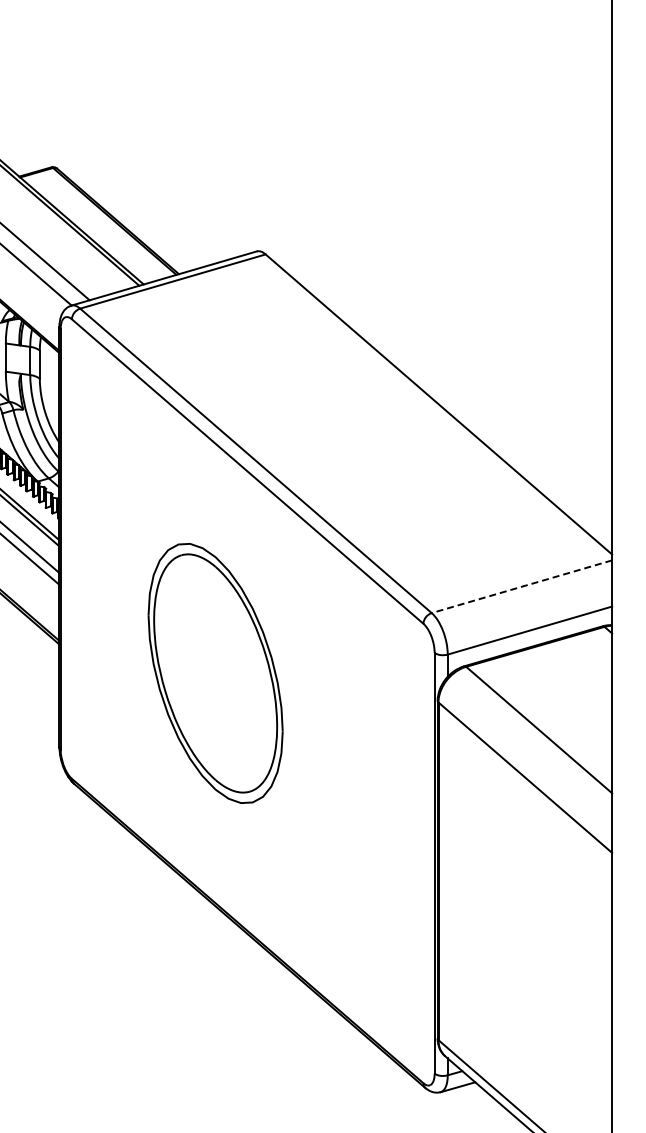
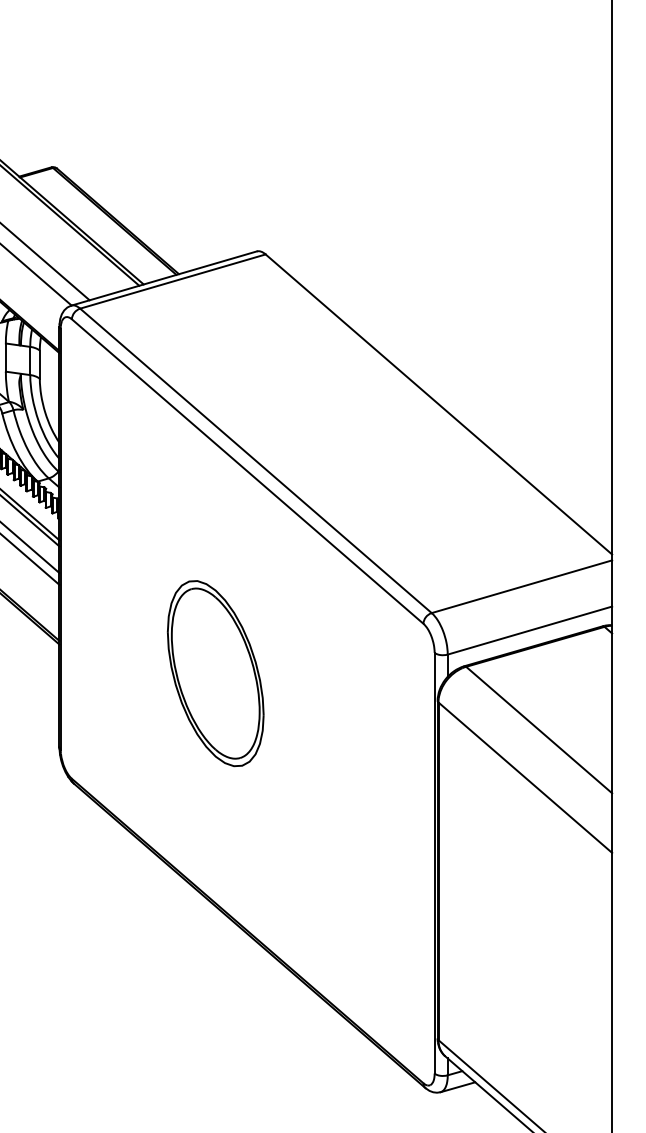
line: dashed -> solid (521, 586)
part size: 137x261 px -> 98x188 px (215, 673)
